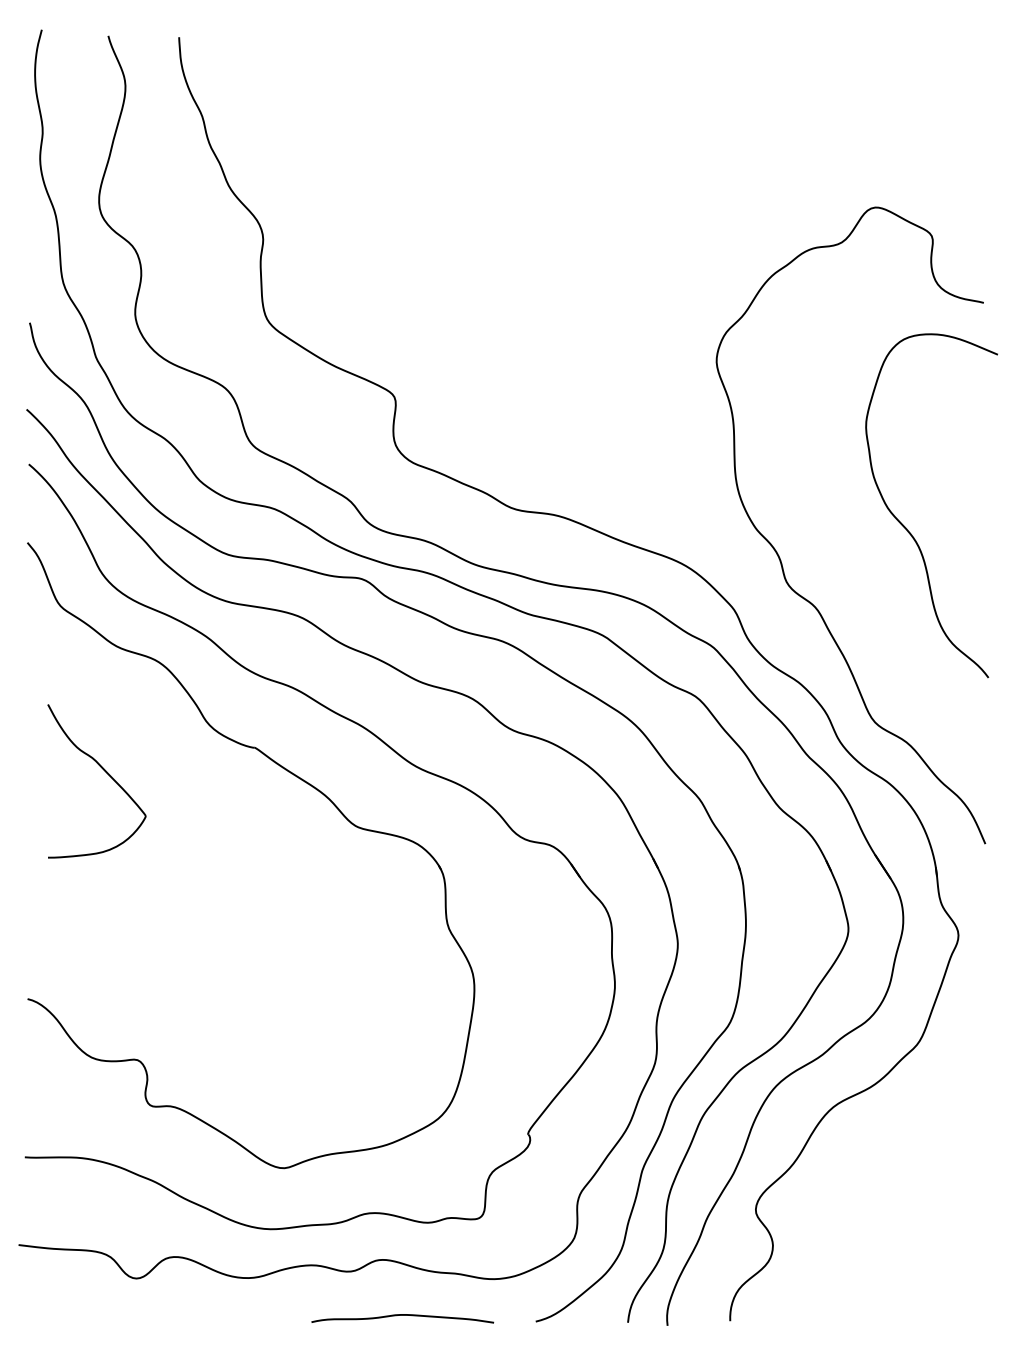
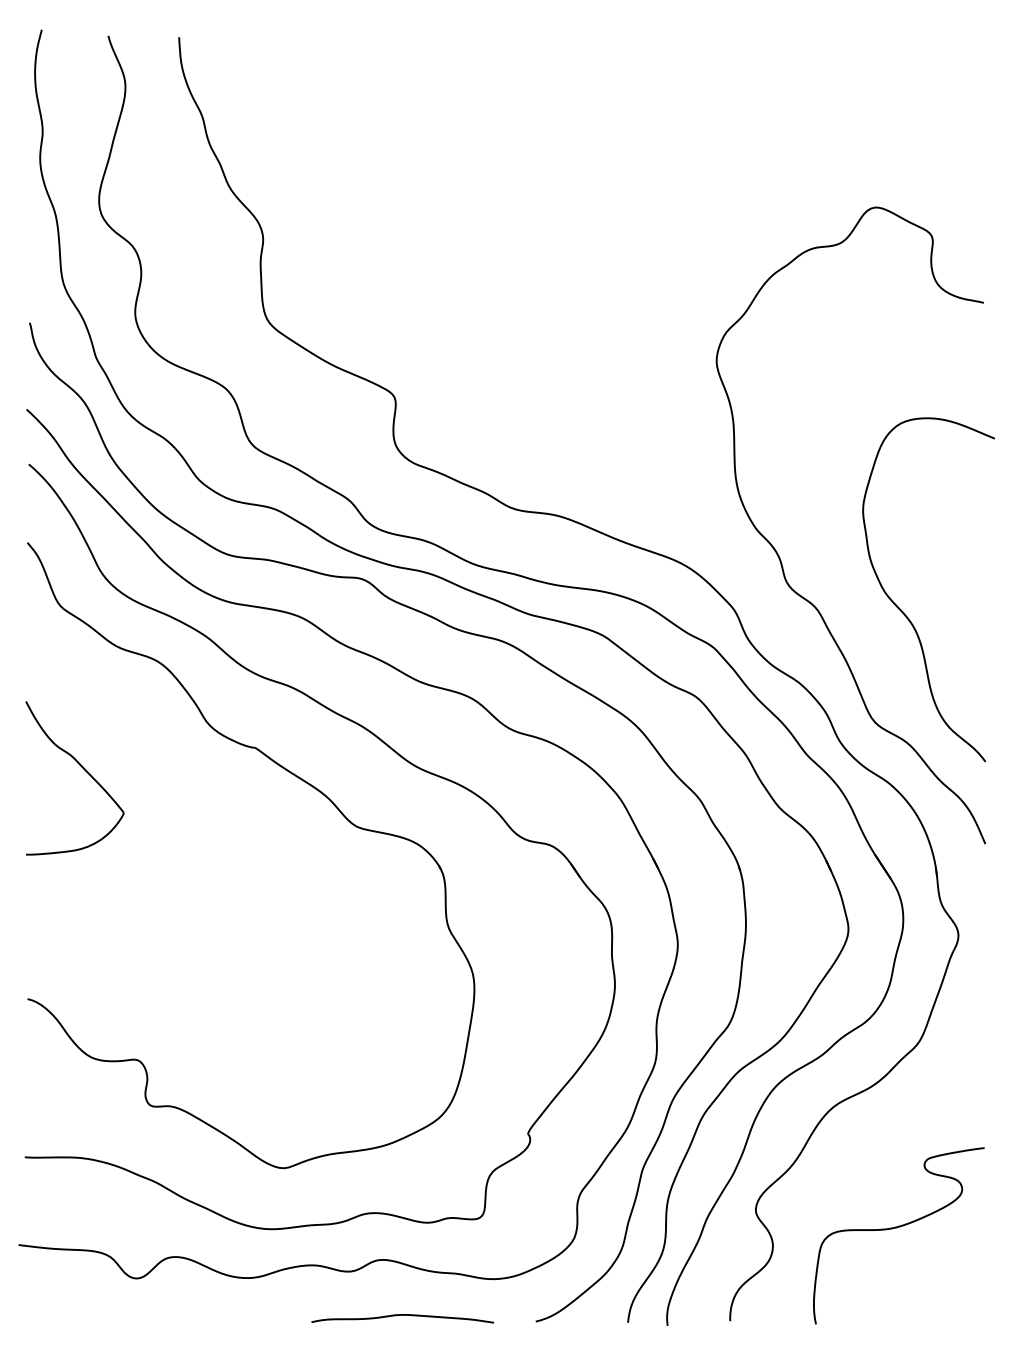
curve position: (907, 528) -> (904, 612) (904, 612)
part position: (105, 772) -> (83, 769) (83, 769)
curve: none -> present (896, 1228)
